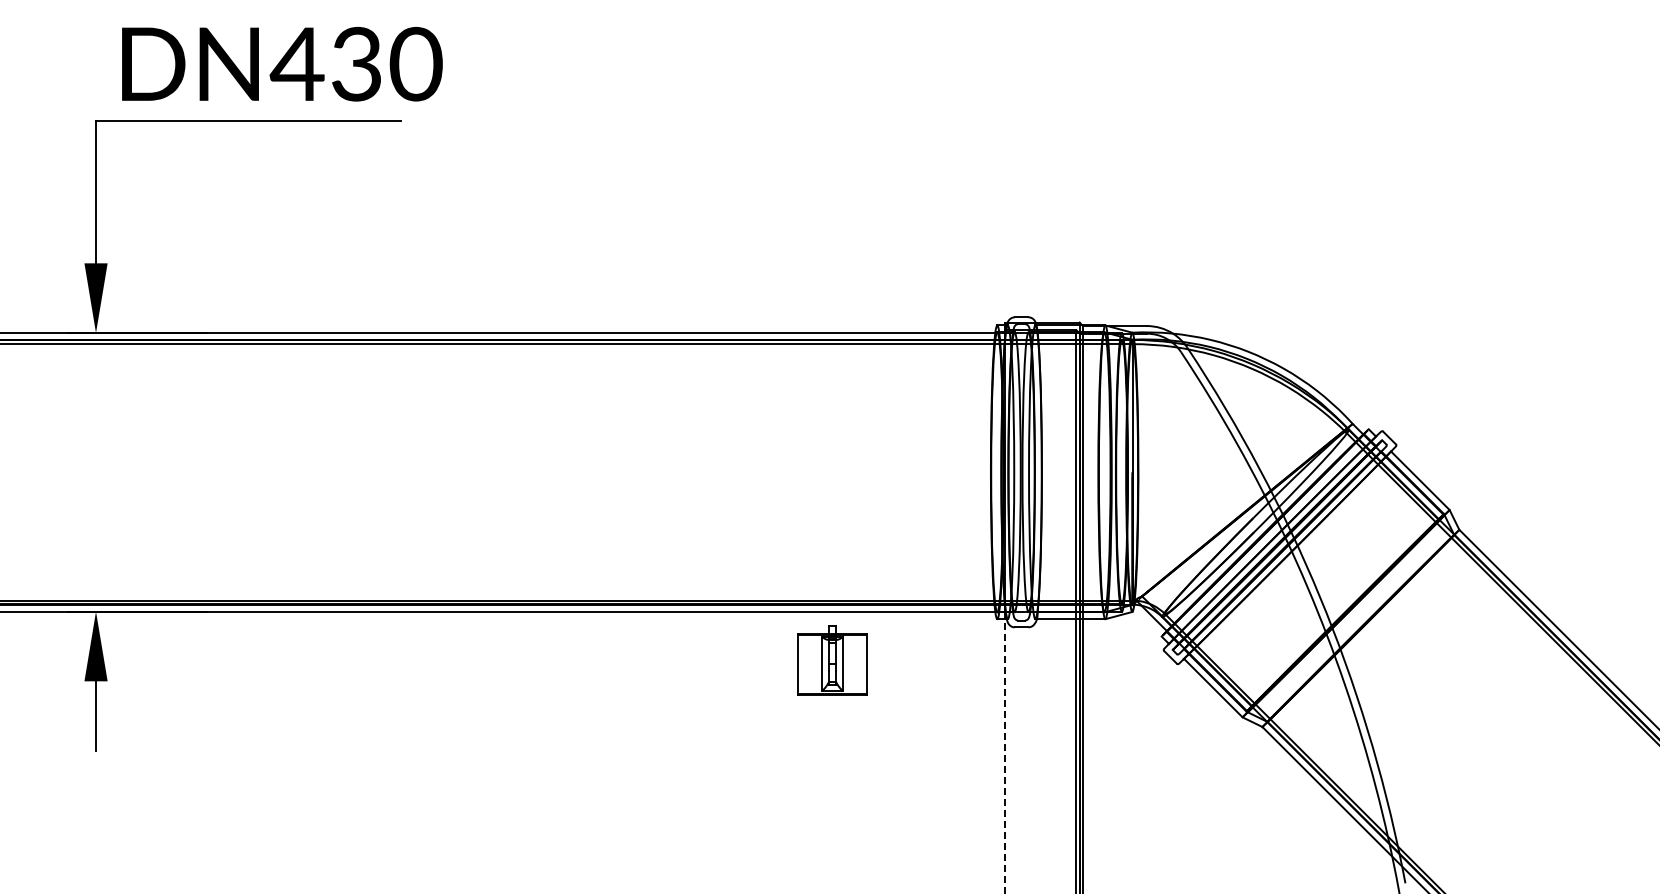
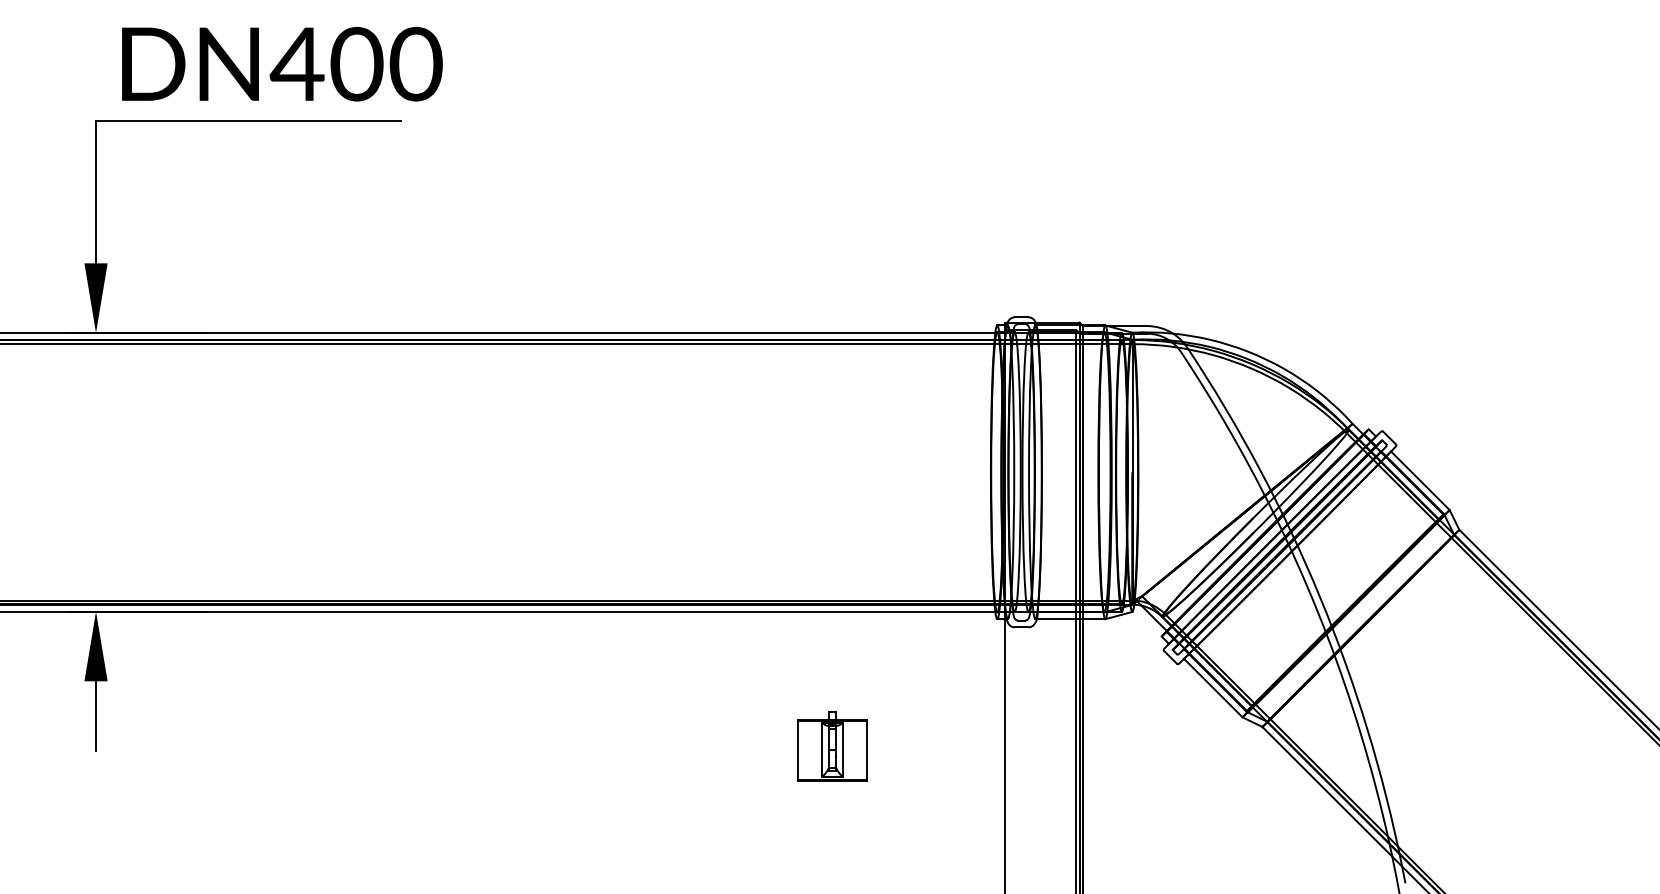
text: DN430 -> DN400 (356, 64)
part position: (832, 660) -> (832, 746) (832, 746)
line: dashed -> solid (1005, 756)
